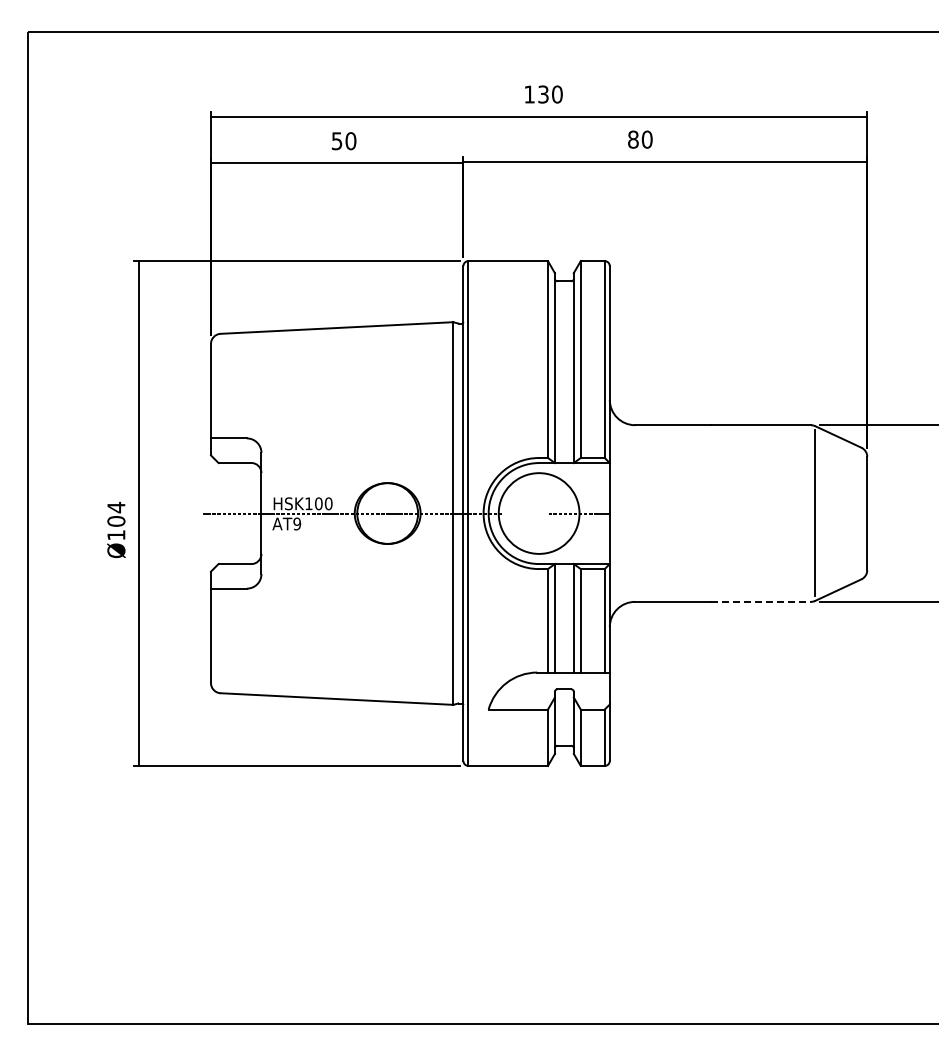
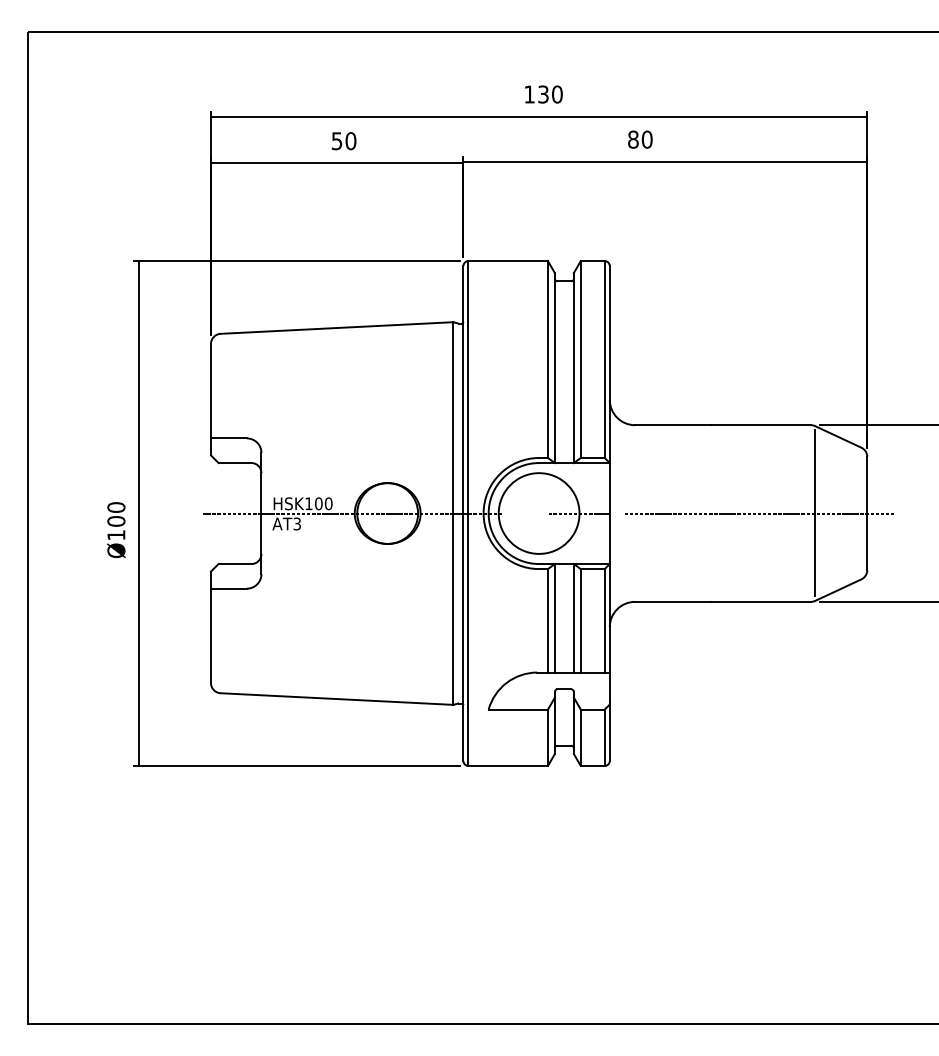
text: Ø104 -> Ø100 (116, 507)
line: none -> present (760, 513)
text: AT9 -> AT3 (297, 523)
line: dashed -> solid (761, 601)
